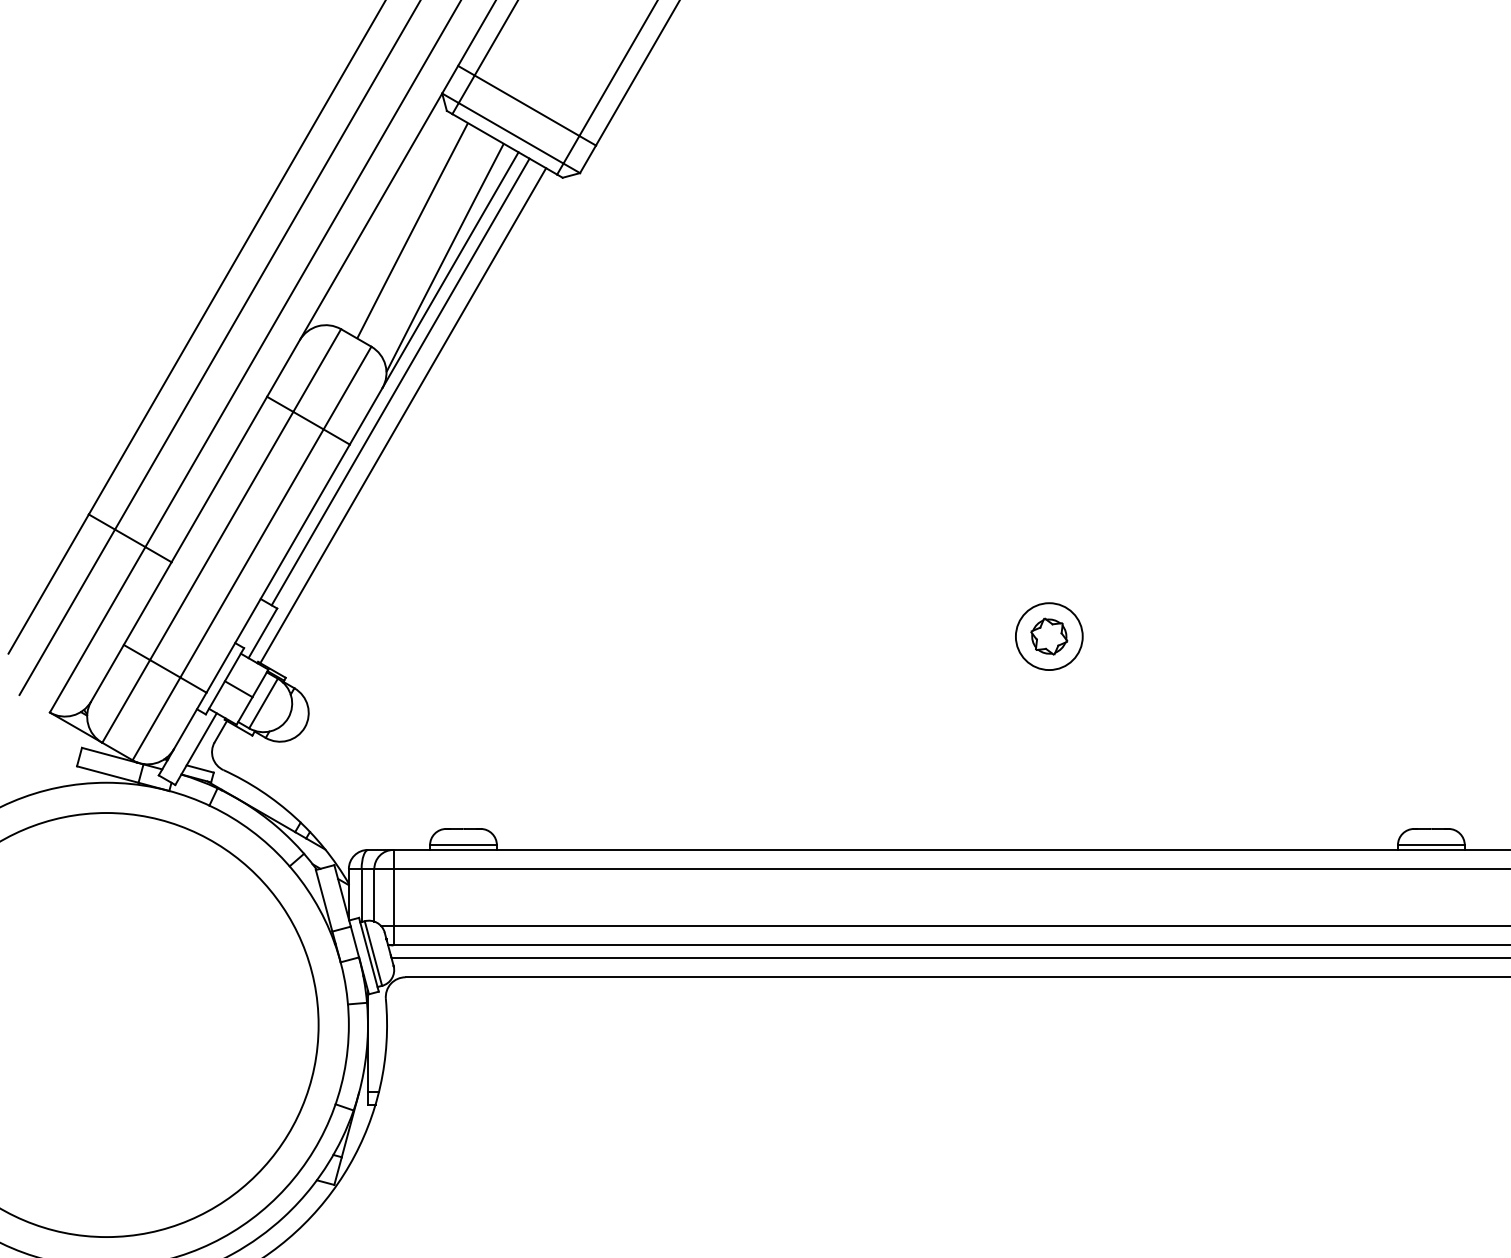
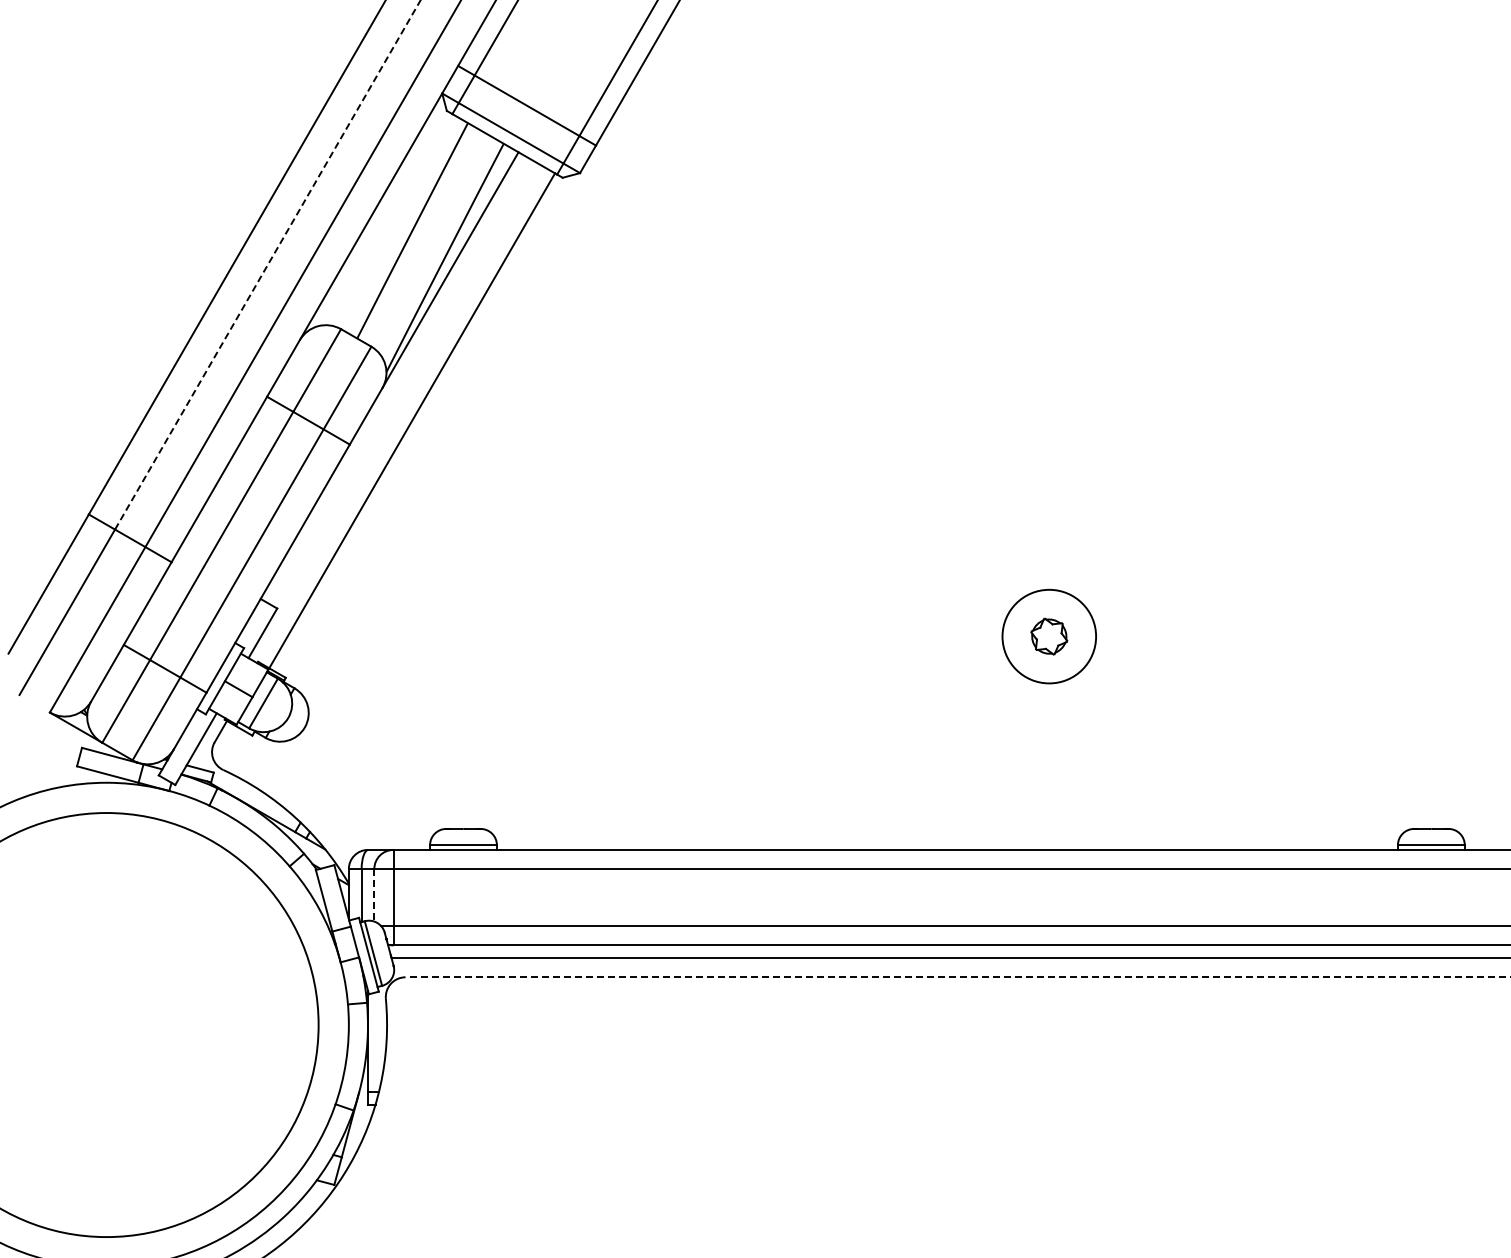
line: solid -> dashed (268, 264)
line: present -> none (400, 381)
line position: (403, 415) -> (412, 420) (412, 420)
circle diameter: 67 px -> 94 px (1049, 636)
line: solid -> dashed (374, 895)
line: solid -> dashed (957, 977)
